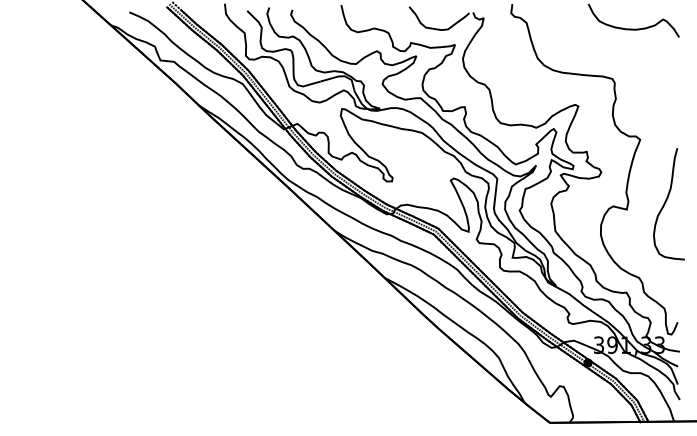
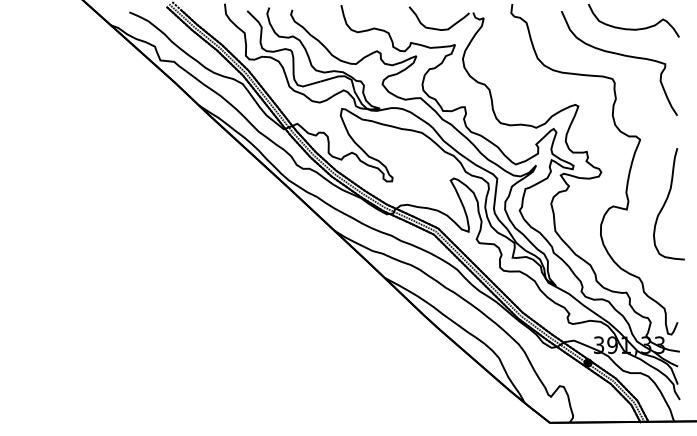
curve: none -> present (619, 55)
